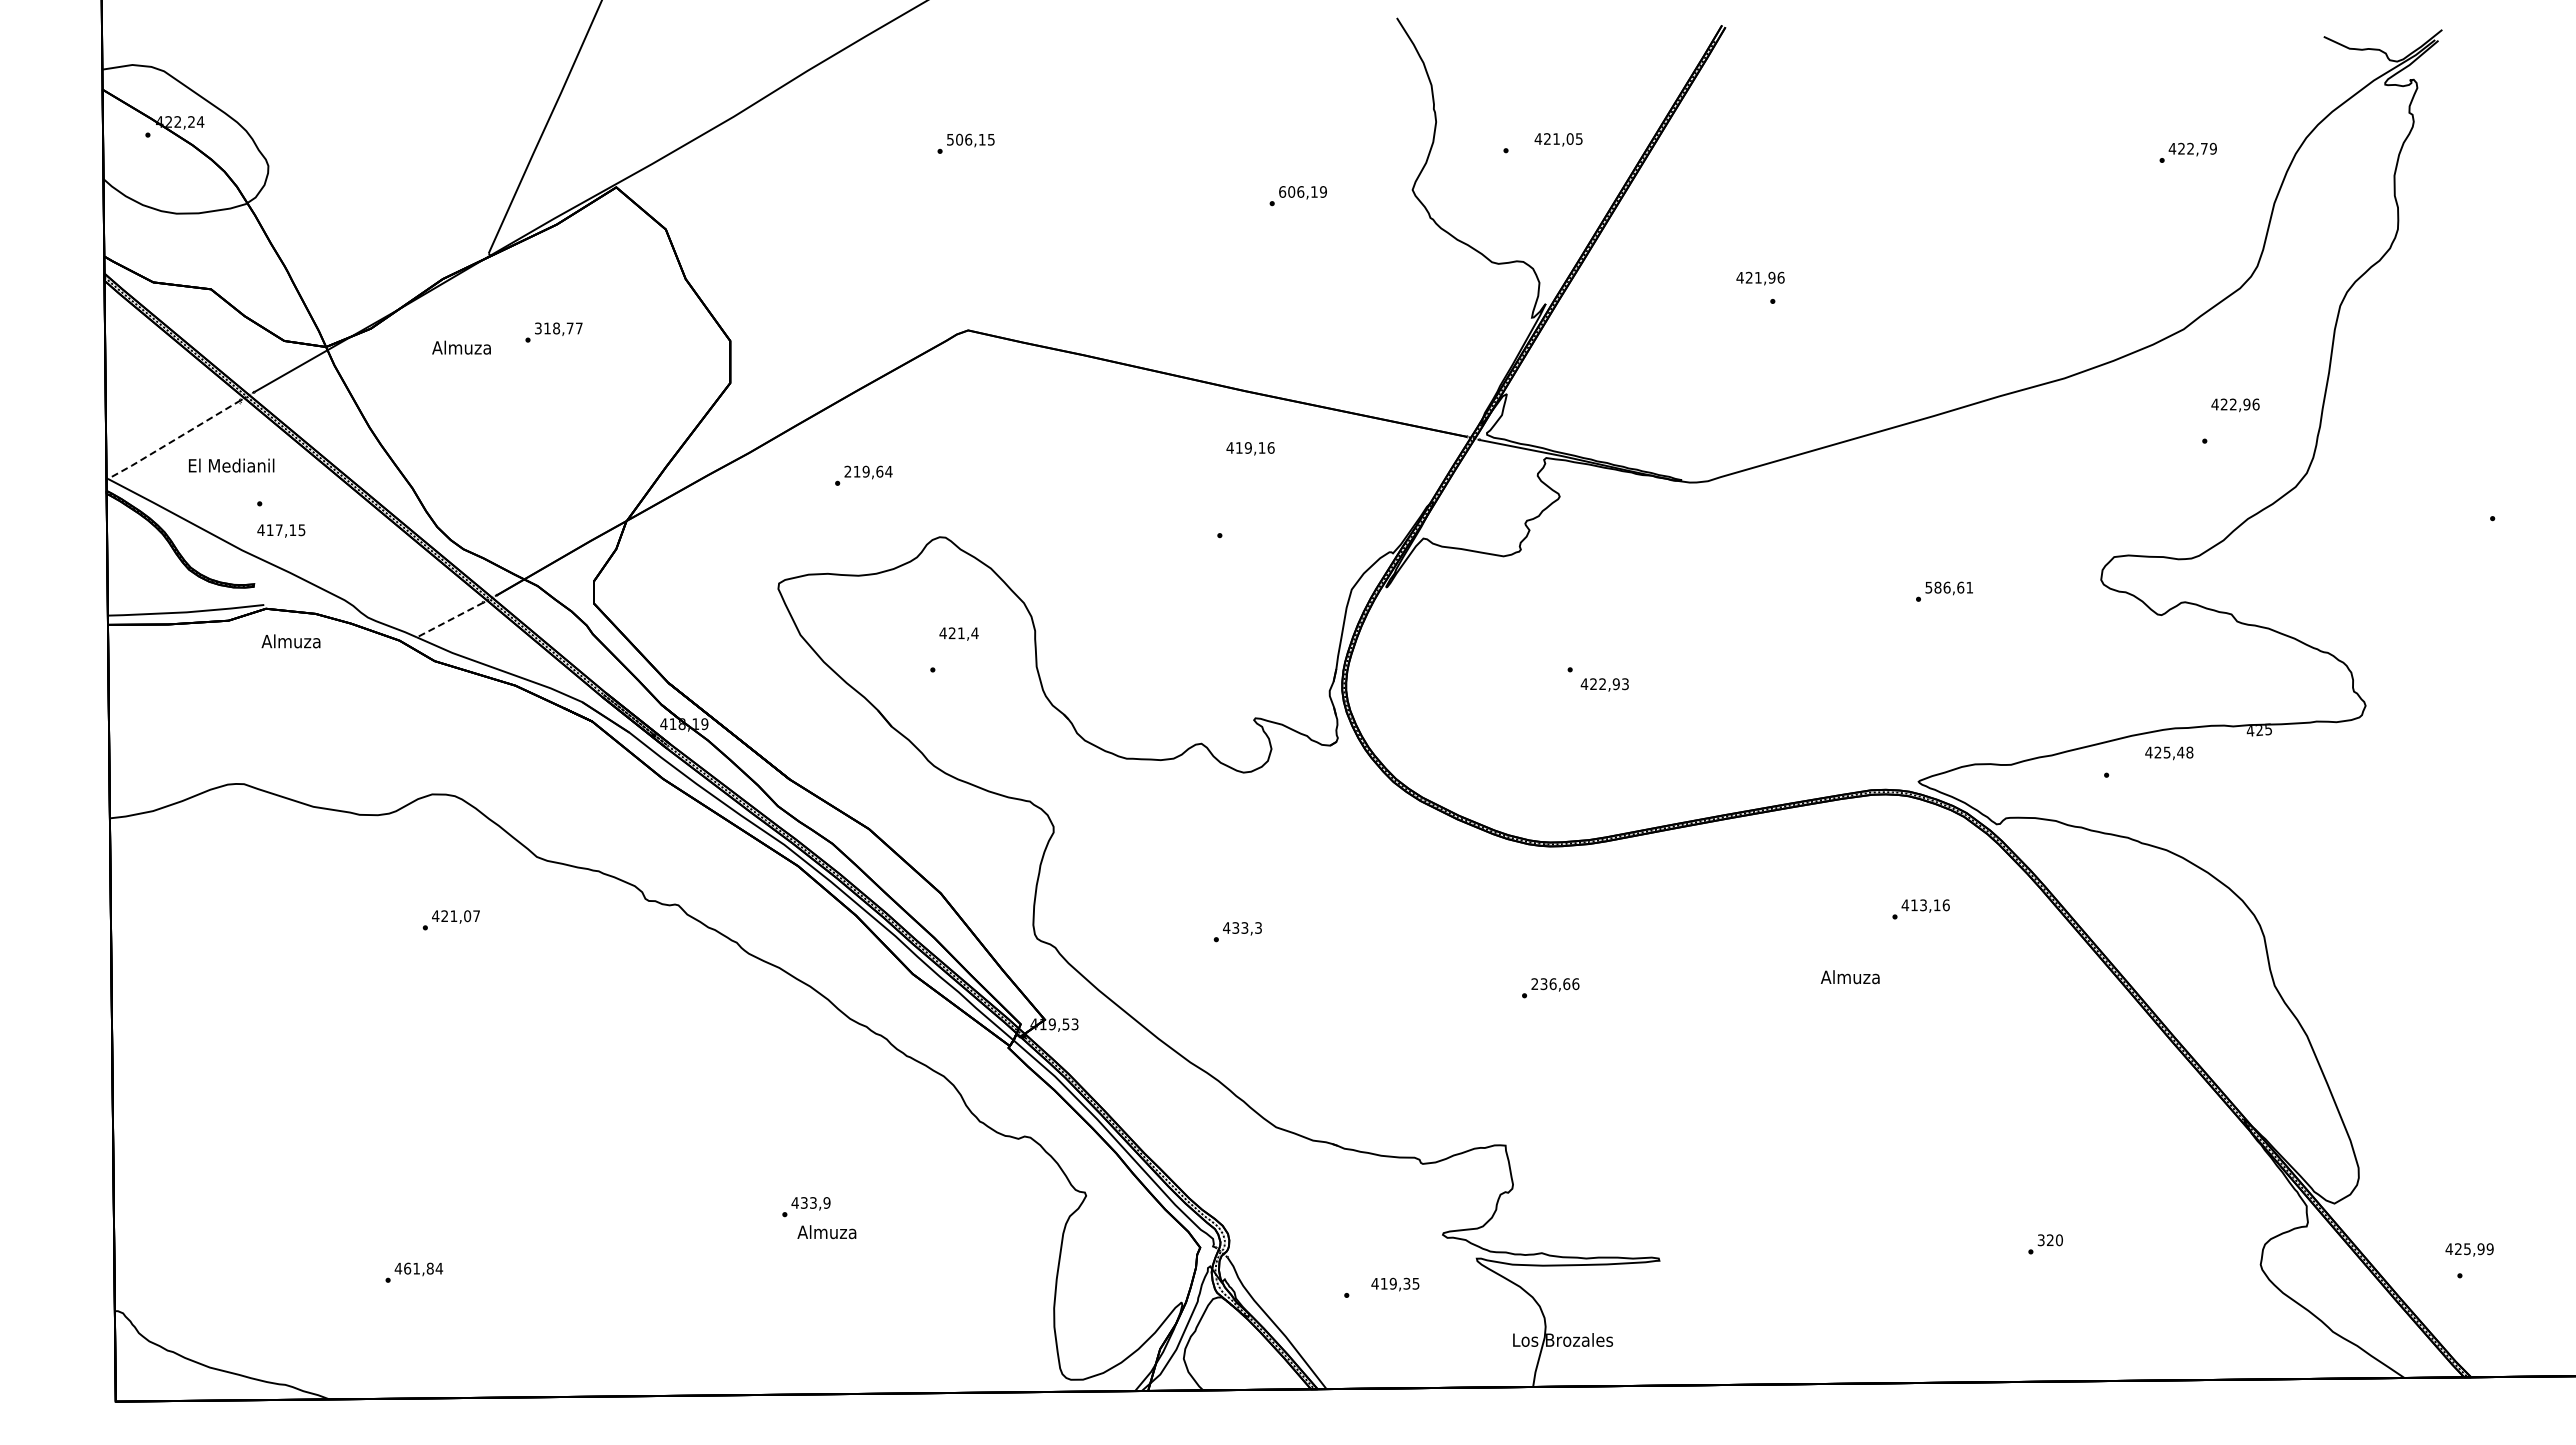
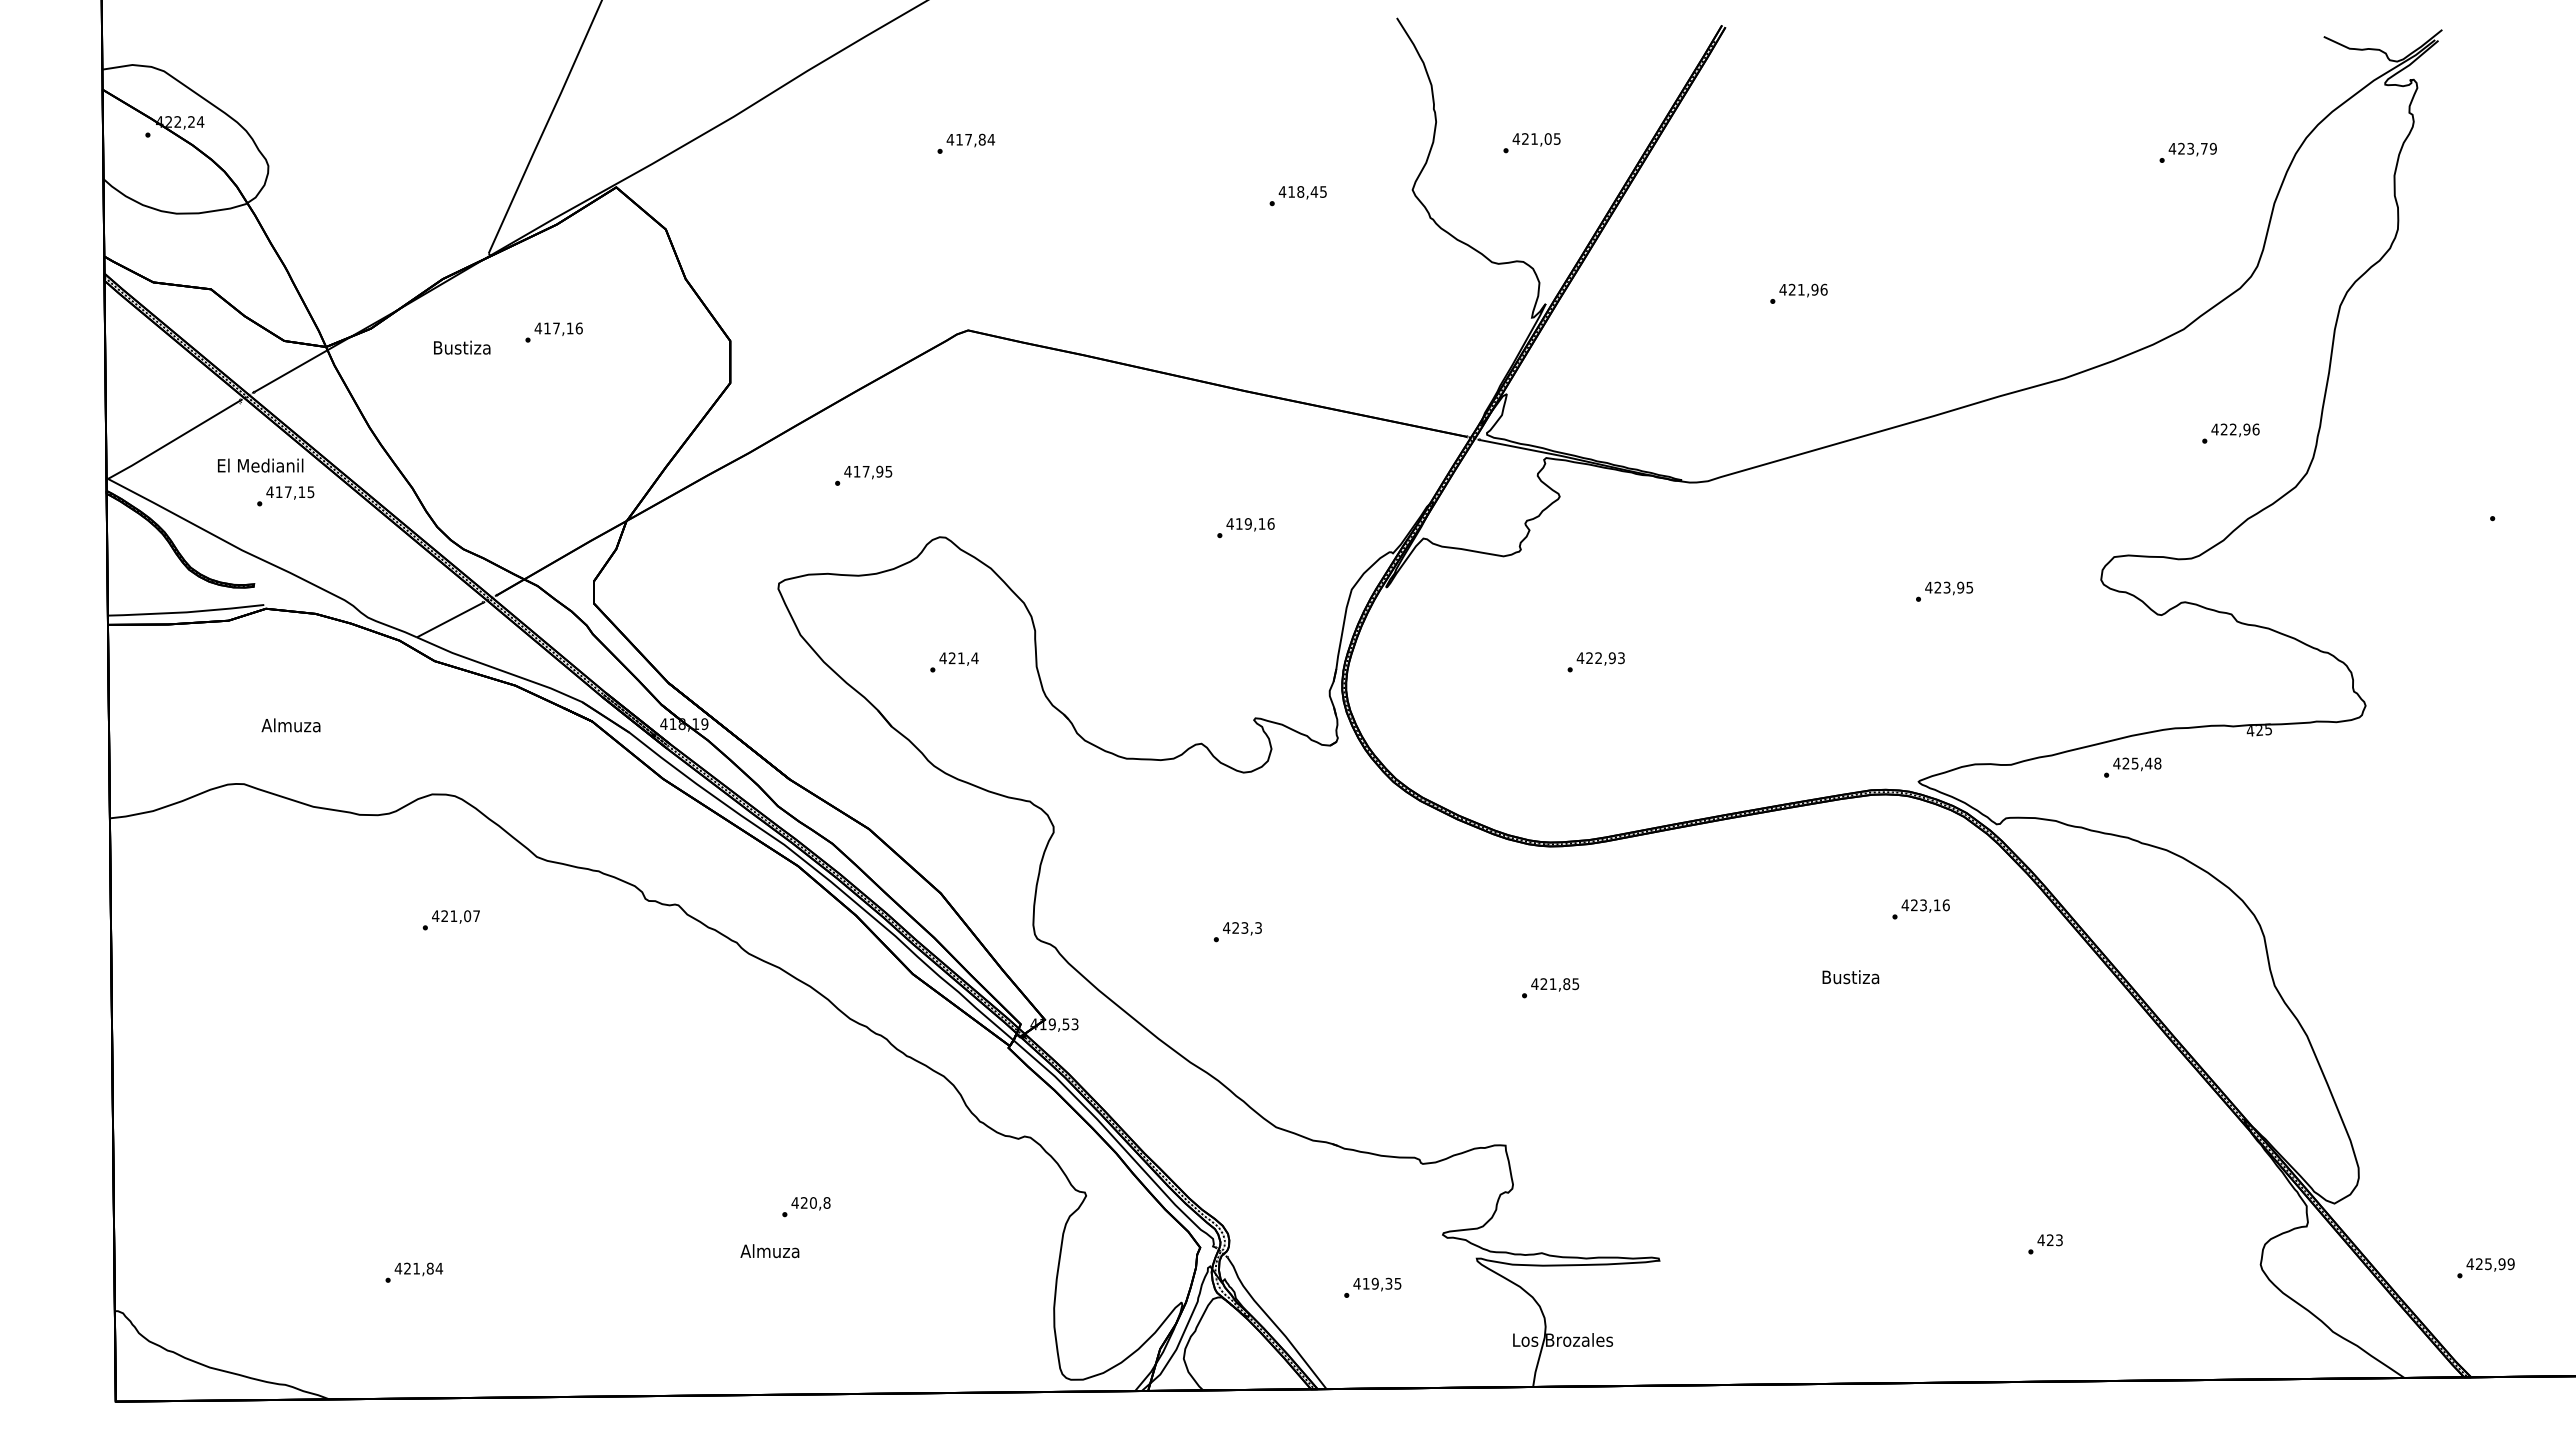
text: 506,15 -> 417,84 (970, 139)
text position: (1558, 139) -> (1536, 139) (1536, 139)
text: 422,79 -> 423,79 (2190, 148)
text: 606,19 -> 418,45 (1302, 191)
text position: (1760, 278) -> (1803, 290) (1803, 290)
text: 318,77 -> 417,16 (558, 328)
text: Almuza -> Bustiza (461, 347)
text position: (2235, 405) -> (2235, 430) (2235, 430)
line: dashed -> solid (173, 440)
text position: (1250, 448) -> (1250, 524) (1250, 524)
text position: (231, 465) -> (260, 465) (260, 465)
text: 219,64 -> 417,95 (868, 471)
text position: (281, 530) -> (290, 492) (290, 492)
text: 586,61 -> 423,95 (1949, 587)
line: dashed -> solid (450, 620)
text position: (958, 633) -> (958, 658) (958, 658)
text position: (290, 641) -> (290, 725) (290, 725)
text position: (1604, 684) -> (1600, 658) (1600, 658)
text position: (2169, 753) -> (2137, 764) (2137, 764)
text: 413,16 -> 423,16 (1914, 904)
text: 433,3 -> 423,3 (1235, 927)
text: Almuza -> Bustiza (1849, 977)
text: 236,66 -> 421,85 (1555, 984)
text: 433,9 -> 420,8 (815, 1202)
text position: (826, 1232) -> (769, 1251) (769, 1251)
text: 320 -> 423 (2049, 1240)
text position: (2469, 1249) -> (2490, 1264) (2490, 1264)
text: 461,84 -> 421,84 (407, 1268)
text position: (1395, 1284) -> (1377, 1284) (1377, 1284)
